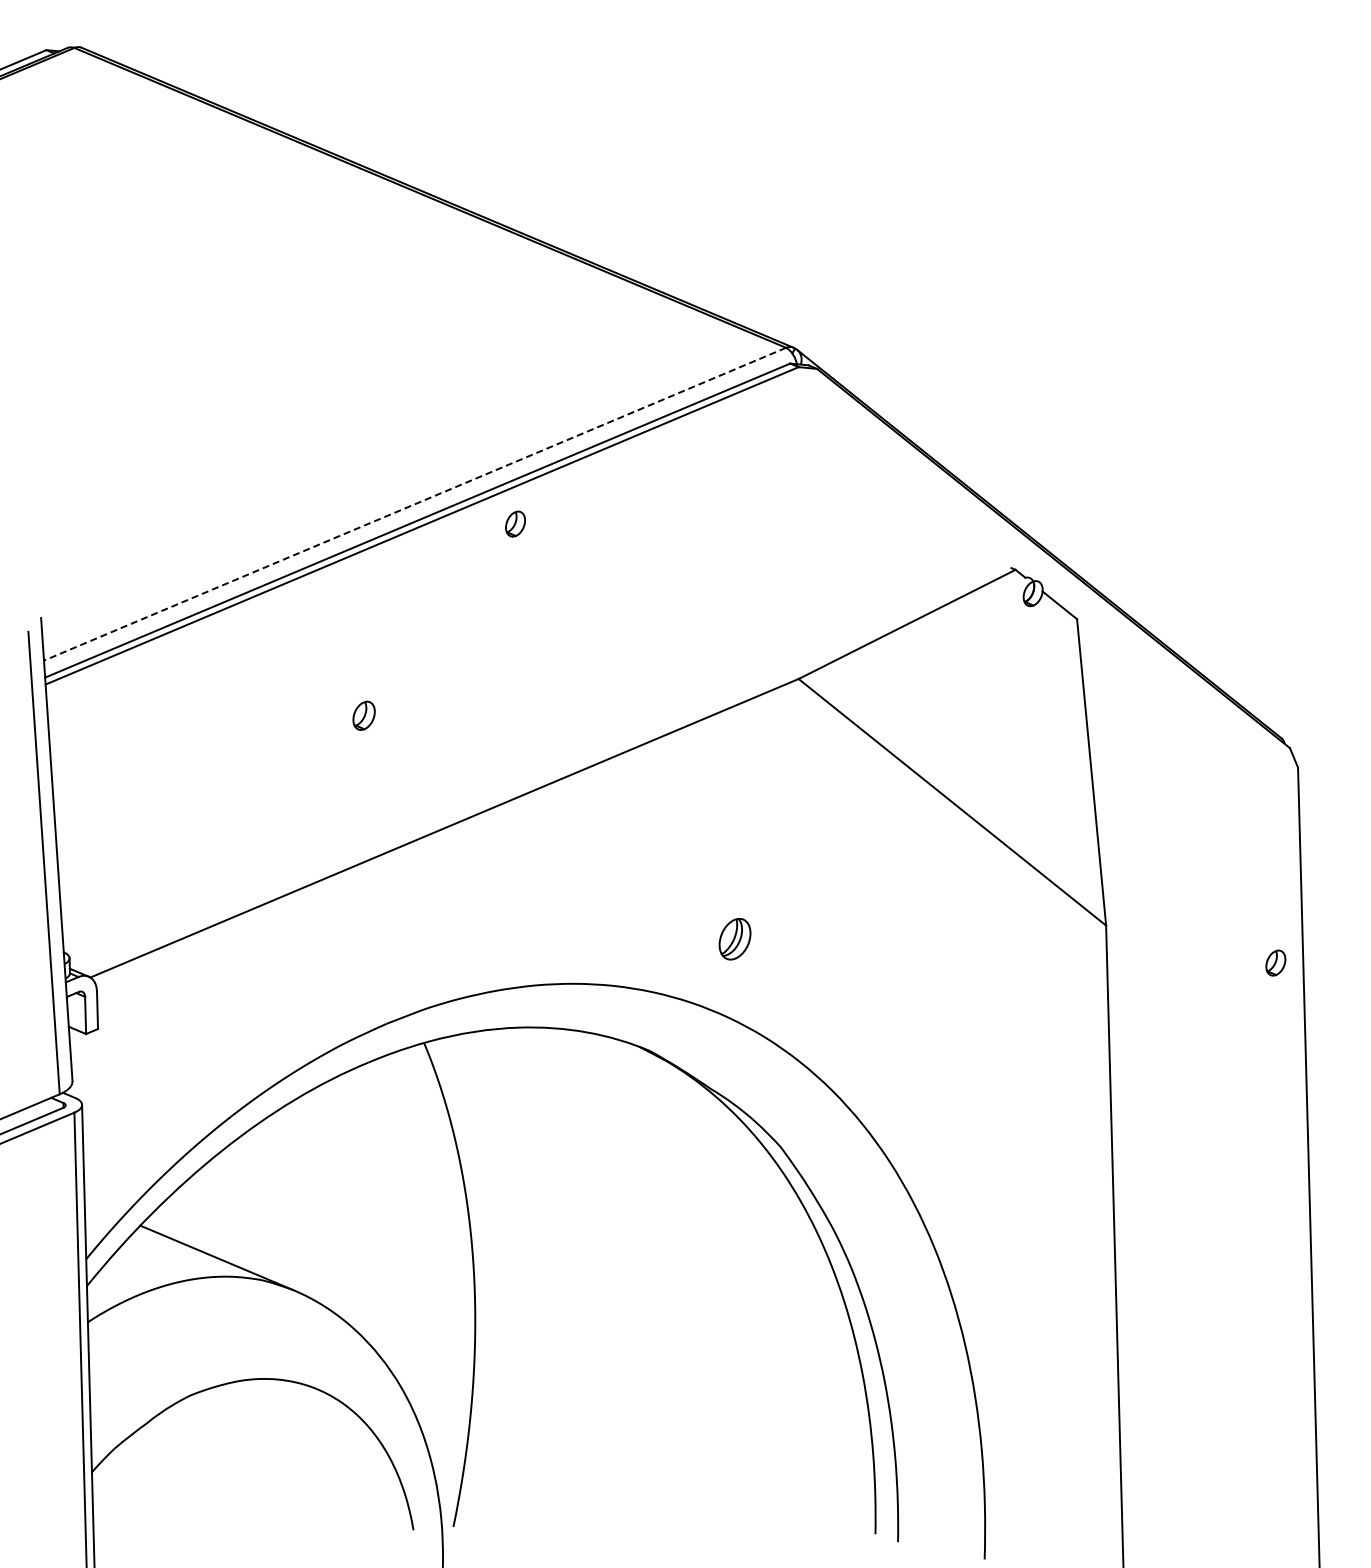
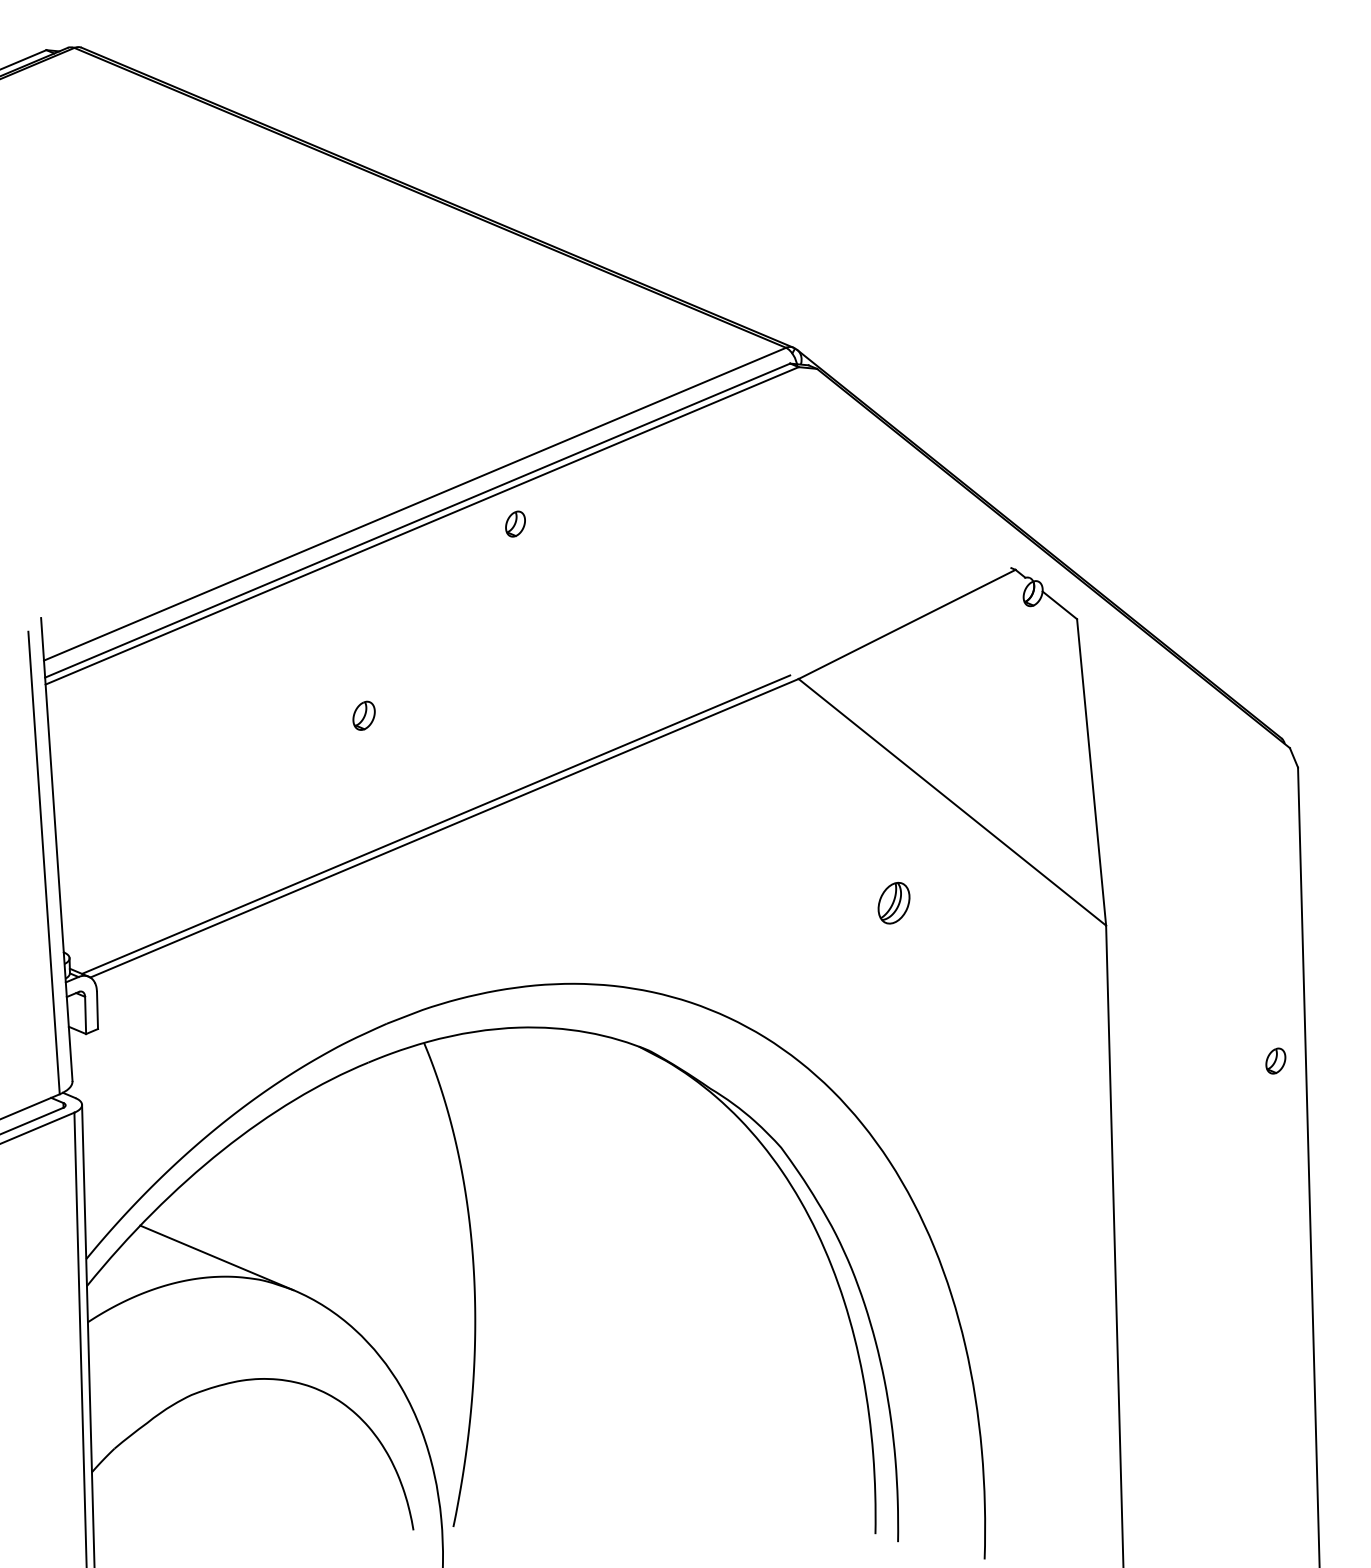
line: dashed -> solid (415, 504)
line: none -> present (436, 824)
part position: (734, 938) -> (893, 902) (893, 902)
part position: (1275, 962) -> (1275, 1060) (1275, 1060)
